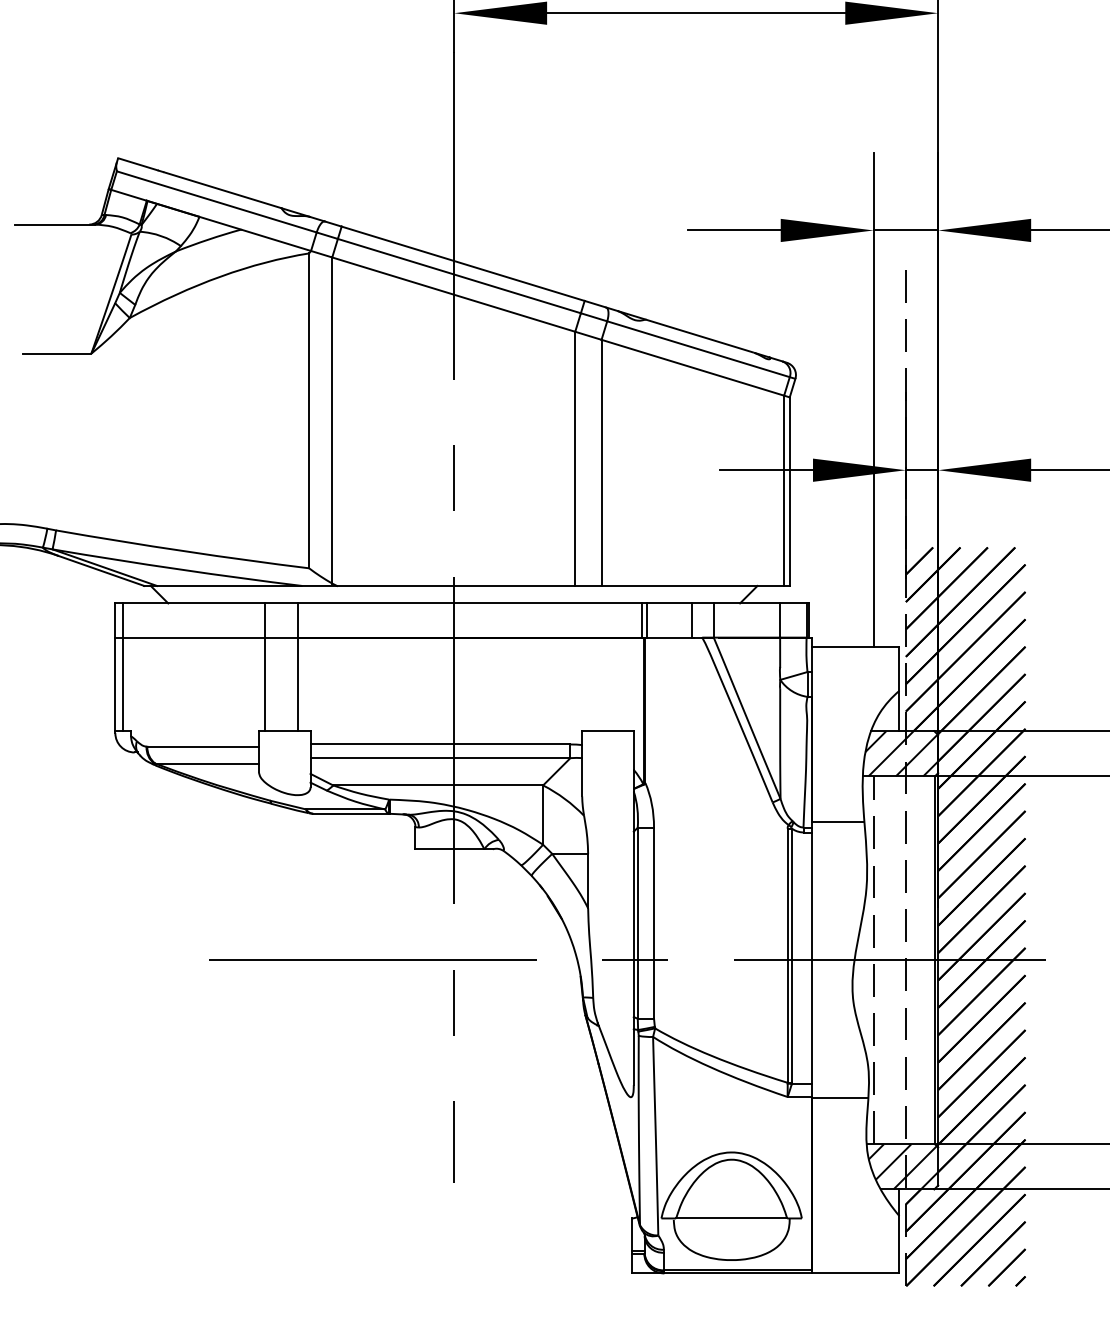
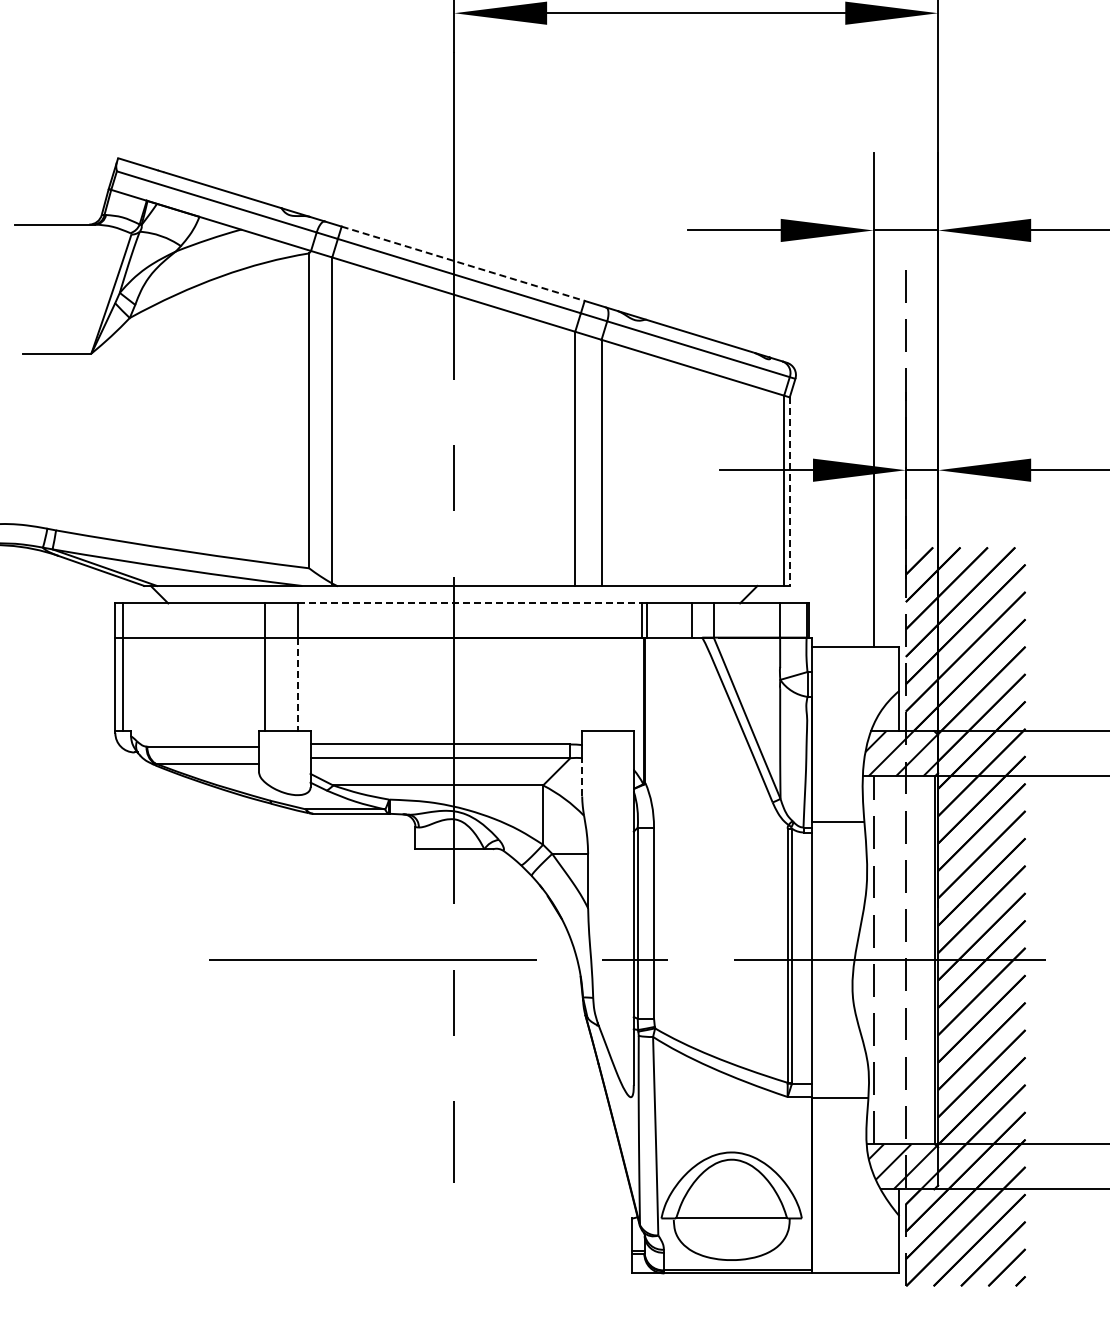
line: solid -> dashed (463, 263)
line: solid -> dashed (789, 492)
line: solid -> dashed (470, 603)
line: solid -> dashed (297, 684)
line: solid -> dashed (582, 776)
